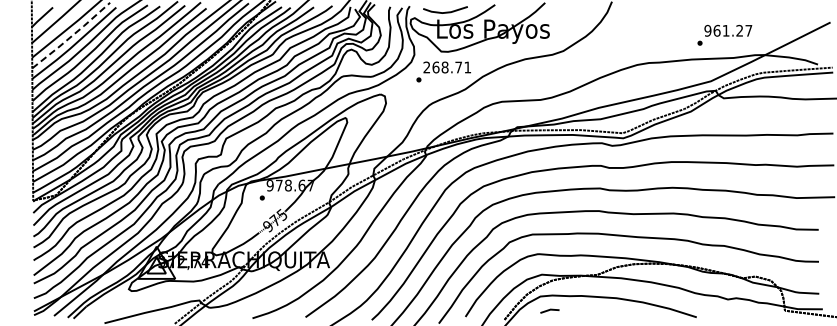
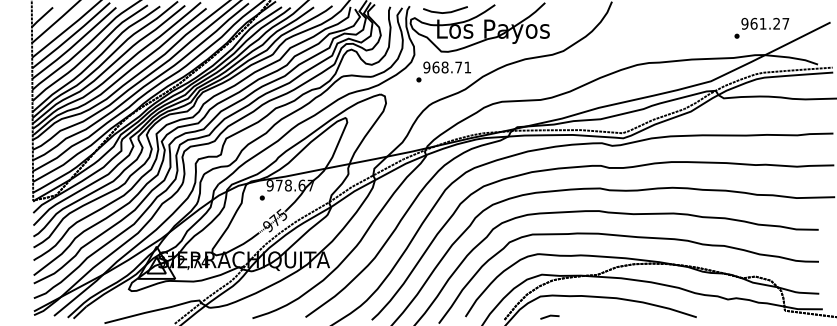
text position: (724, 34) -> (761, 27) (761, 27)
line: dashed -> solid (71, 36)
text: 268.71 -> 968.71 (426, 67)
line position: (549, 310) -> (549, 316) (549, 316)
